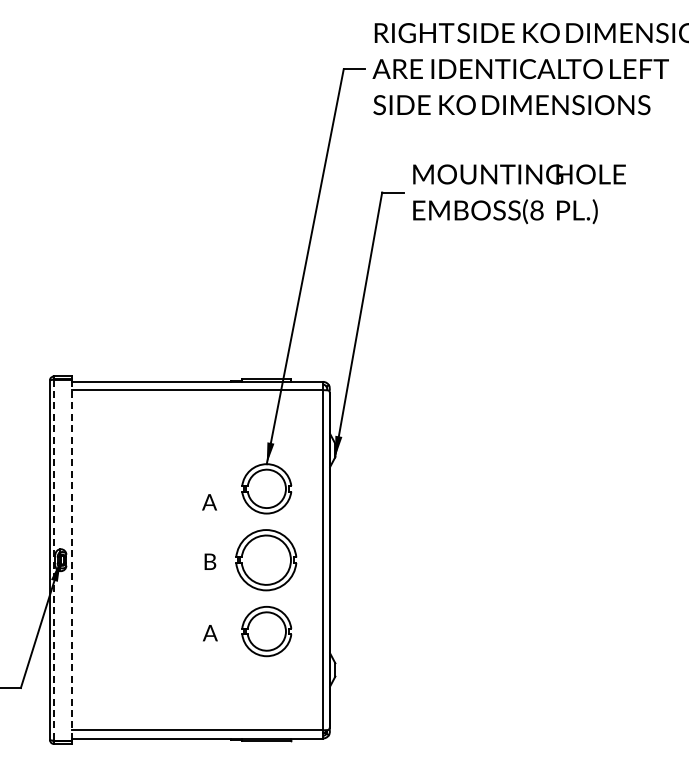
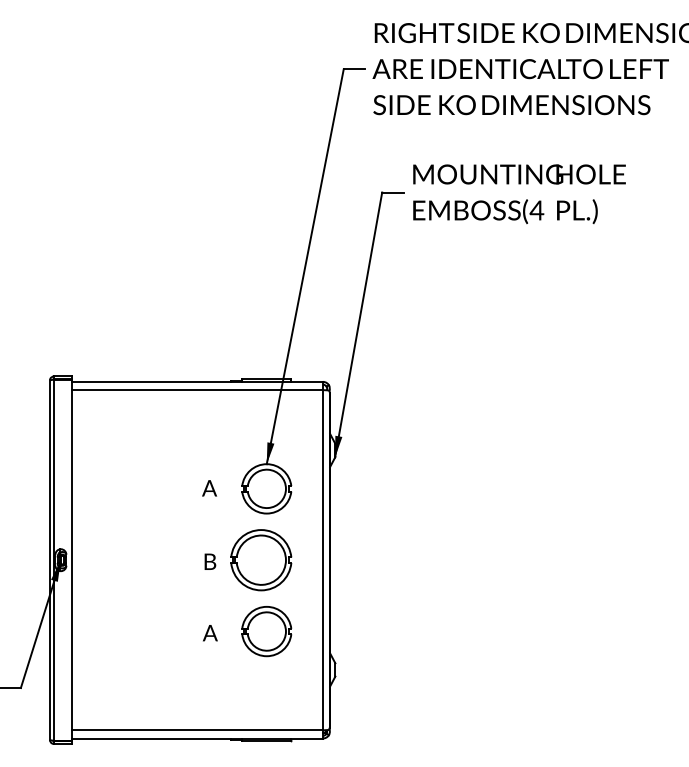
text: (8 -> (4 (536, 210)
text position: (209, 502) -> (209, 488) (209, 488)
line: dashed -> solid (54, 560)
line: dashed -> solid (71, 560)
part position: (266, 560) -> (261, 560) (261, 560)
